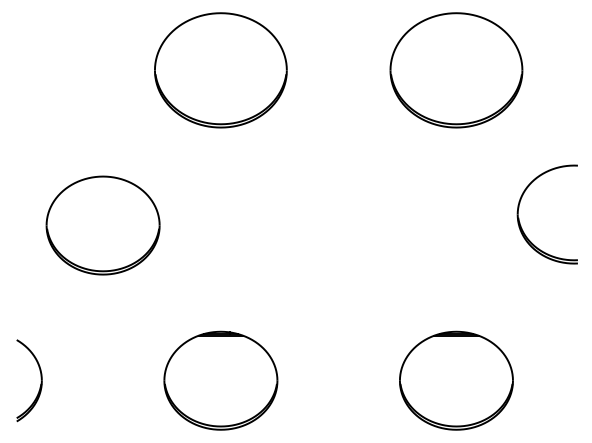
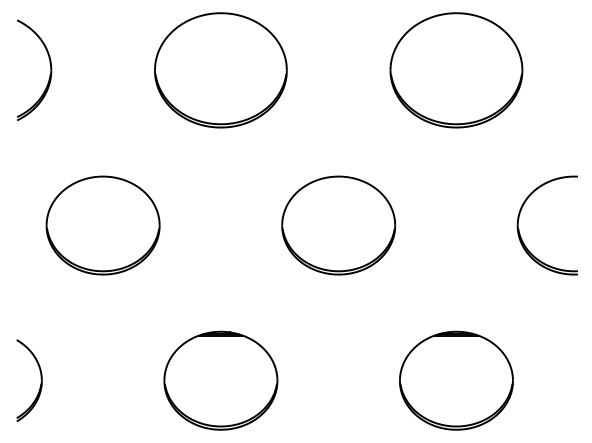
part: none -> present (49, 74)
part position: (520, 222) -> (520, 233) (520, 233)
part: none -> present (338, 225)
